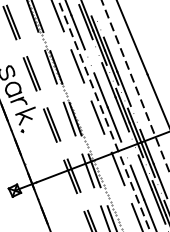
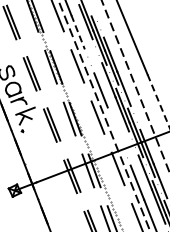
line: solid -> dashed (78, 32)
line: solid -> dashed (158, 101)
line: present -> none (114, 124)
